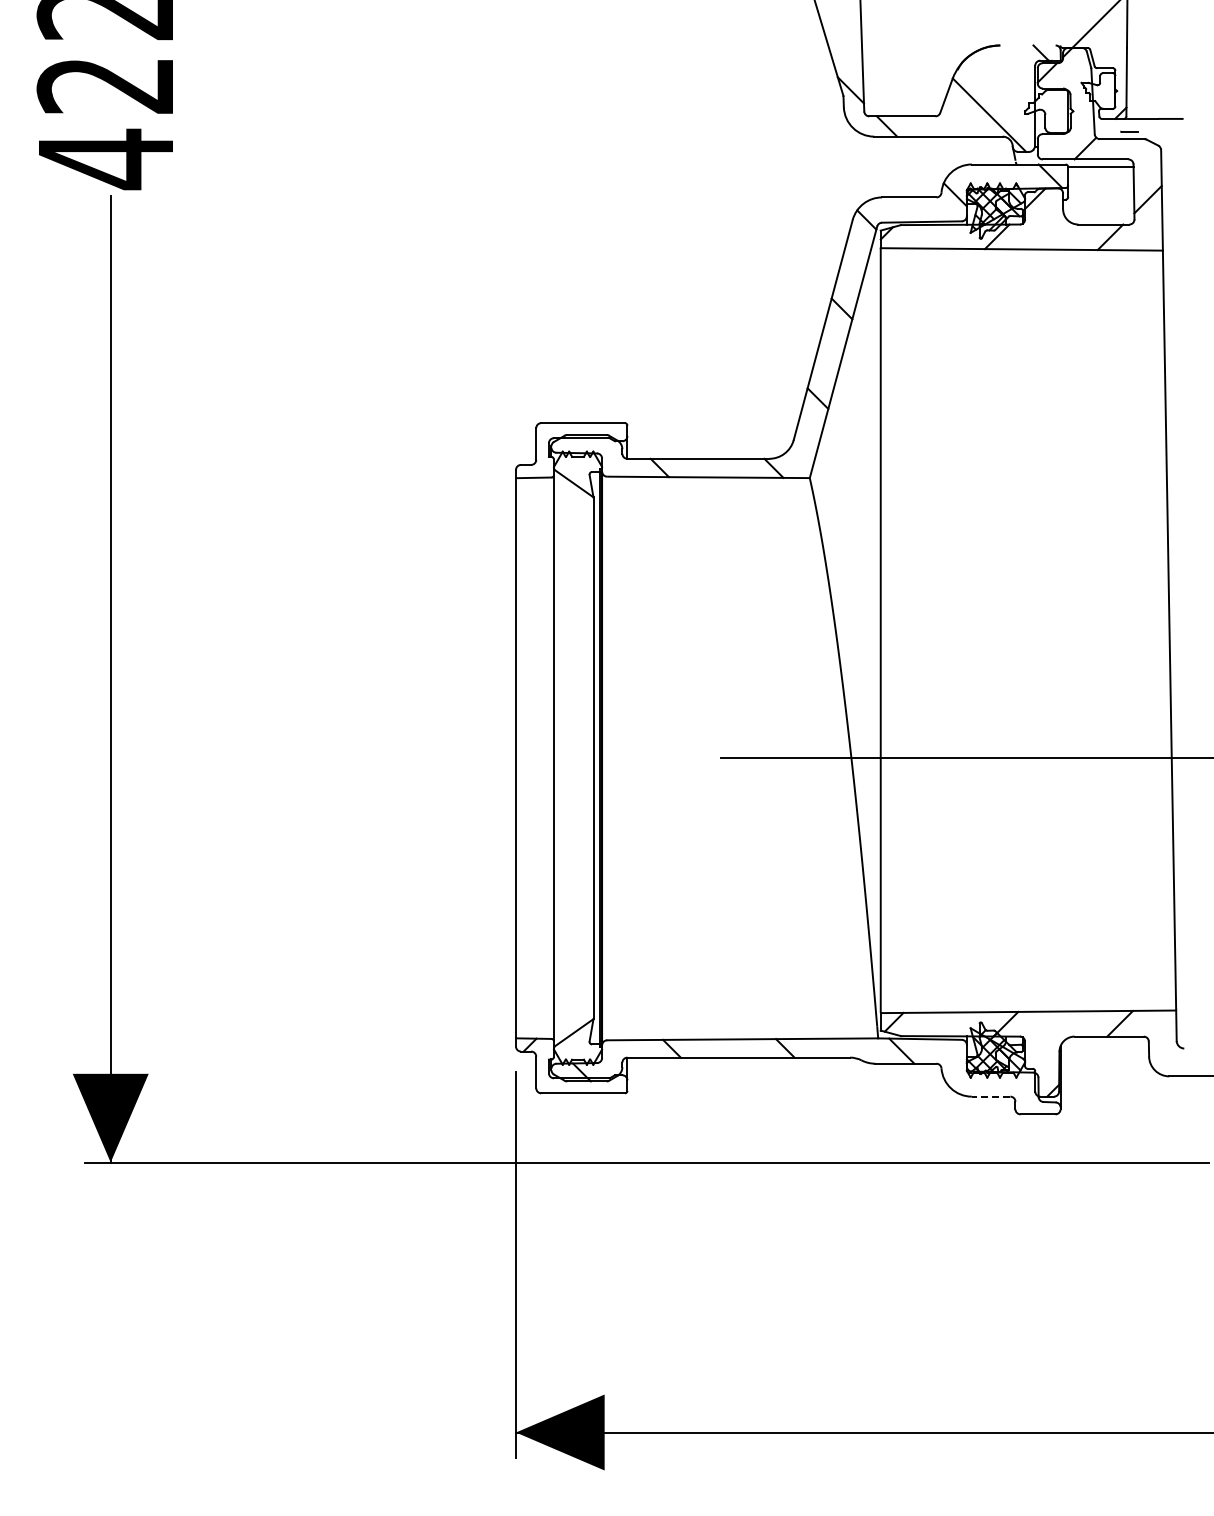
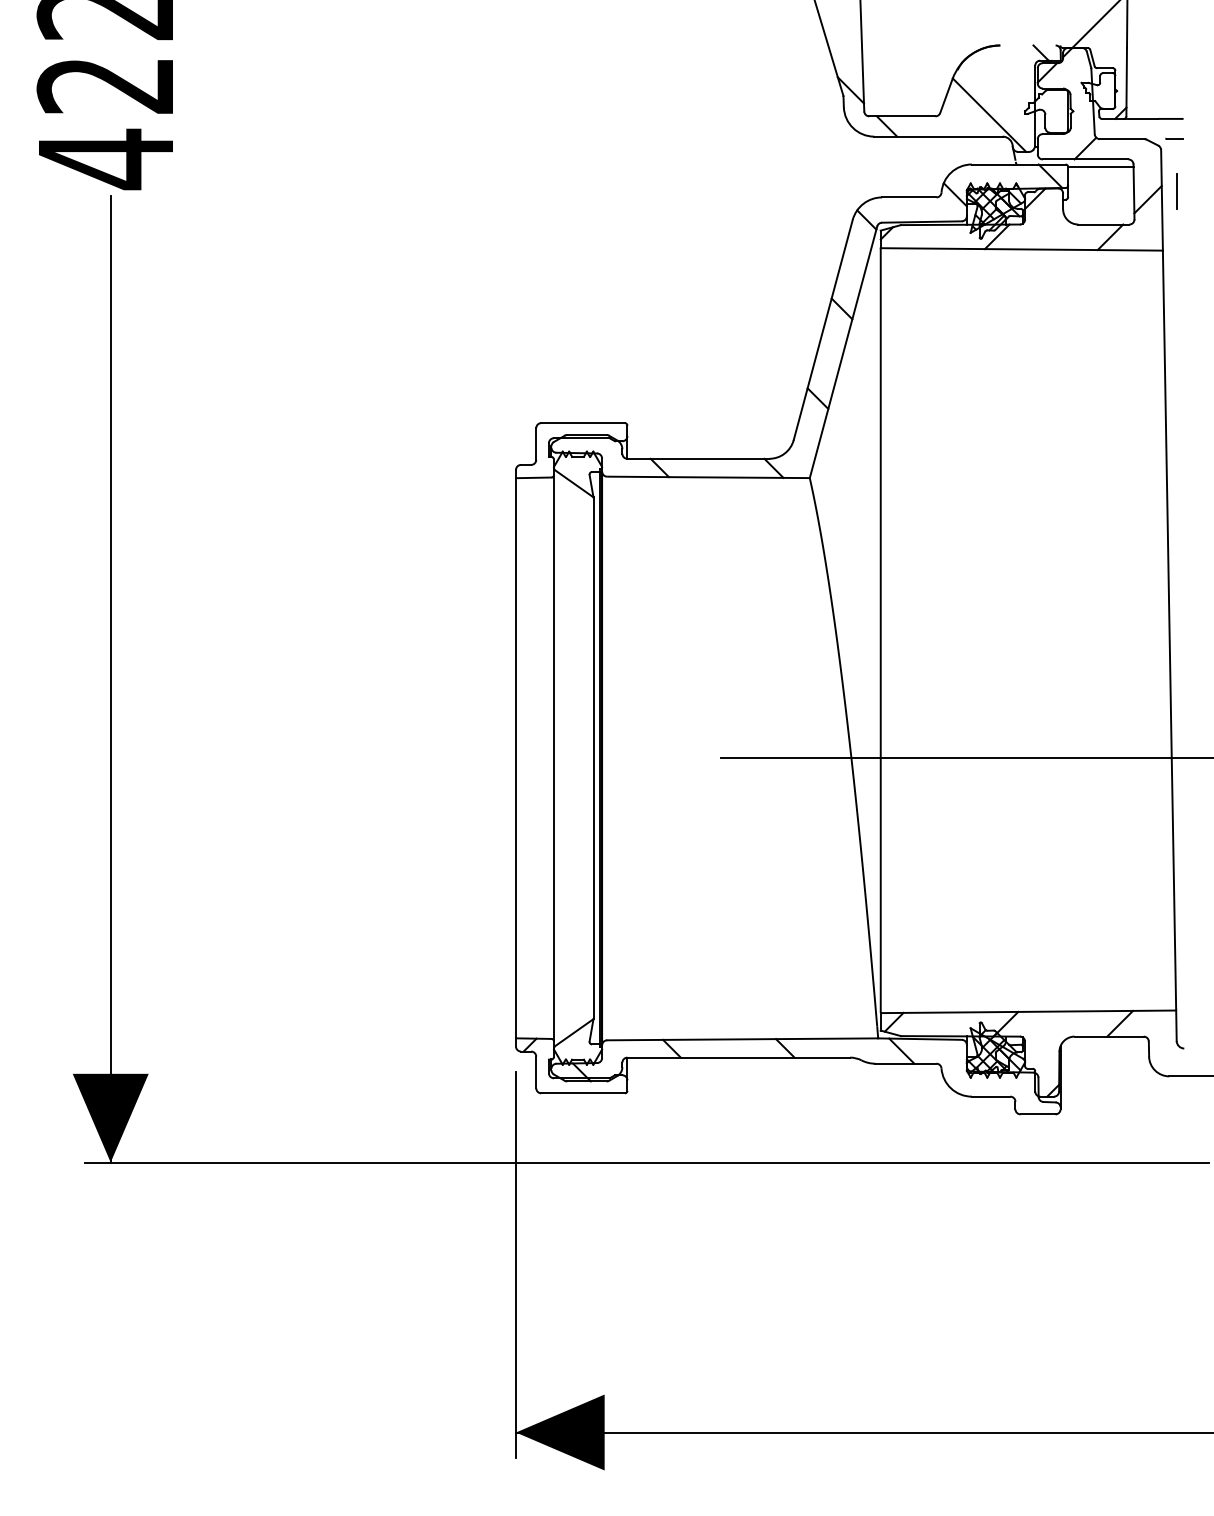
line position: (1129, 131) -> (1174, 138) (1174, 138)
line: none -> present (1177, 191)
line: dashed -> solid (990, 1096)
